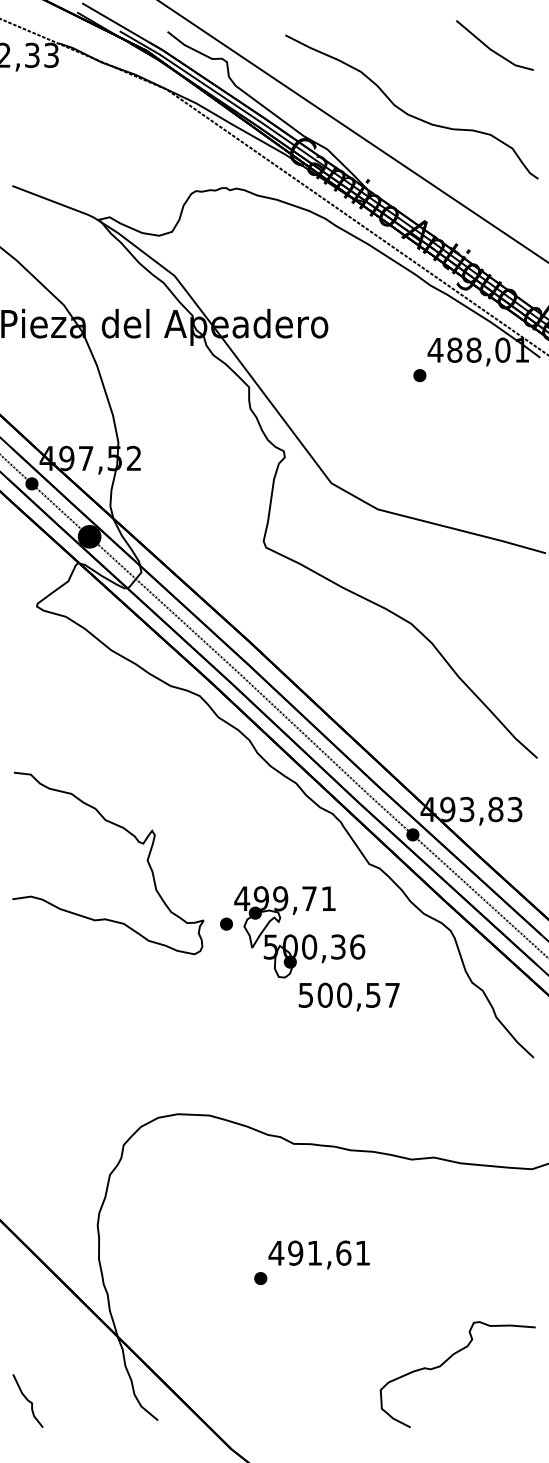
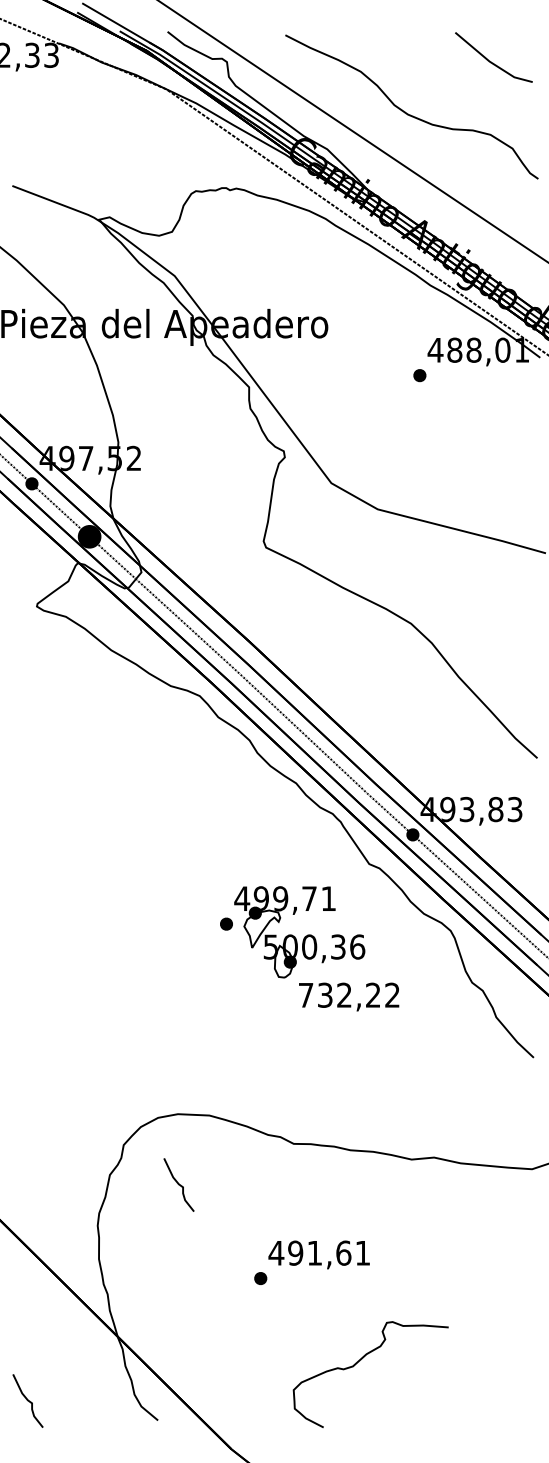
line position: (492, 49) -> (491, 61) (491, 61)
curve: present -> none (135, 839)
text: 500,57 -> 732,22 (348, 994)
curve: none -> present (178, 1184)
curve position: (448, 1360) -> (361, 1360) (361, 1360)
